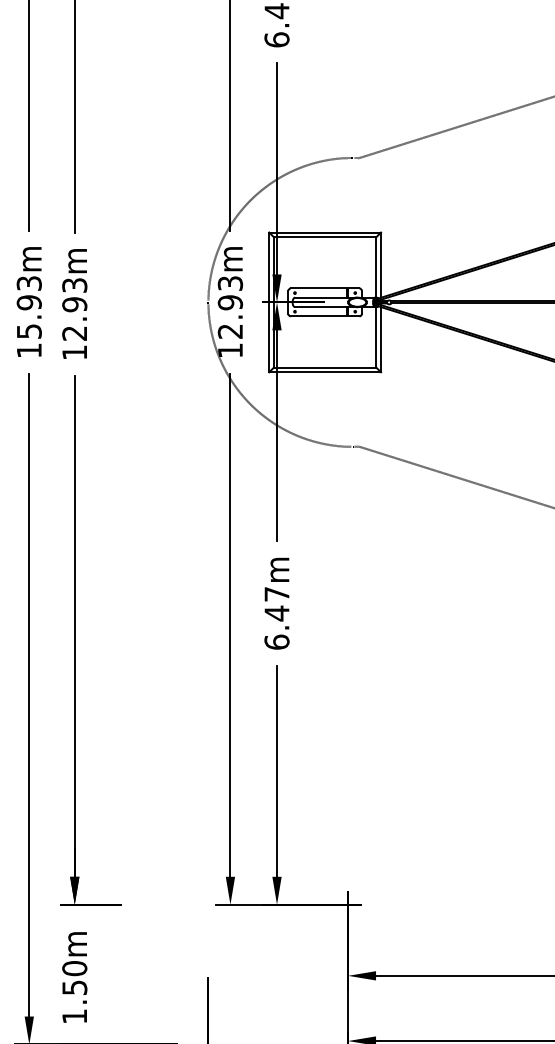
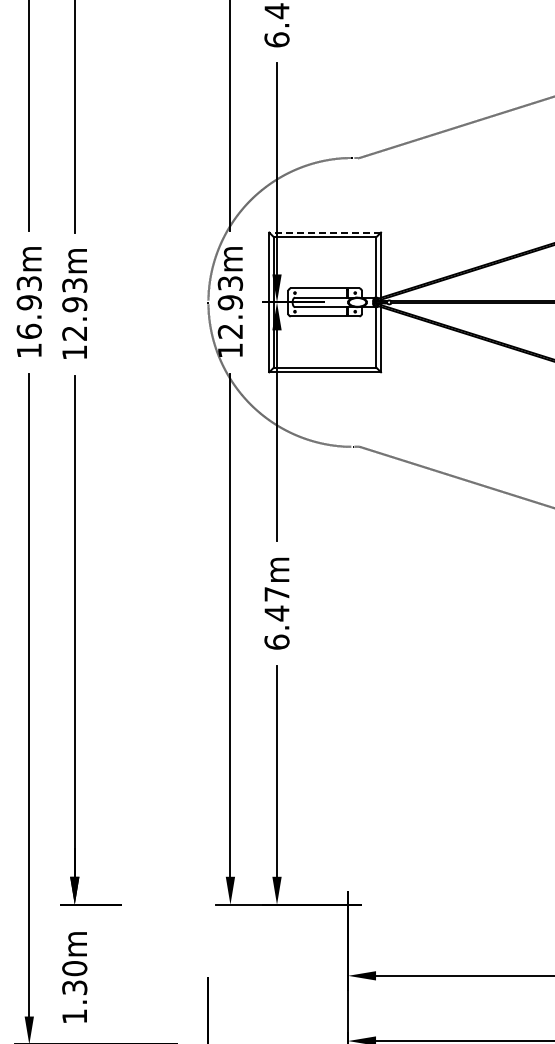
line: solid -> dashed (325, 232)
text: 15.93m -> 16.93m (28, 330)
text: 1.50m -> 1.30m (74, 987)
